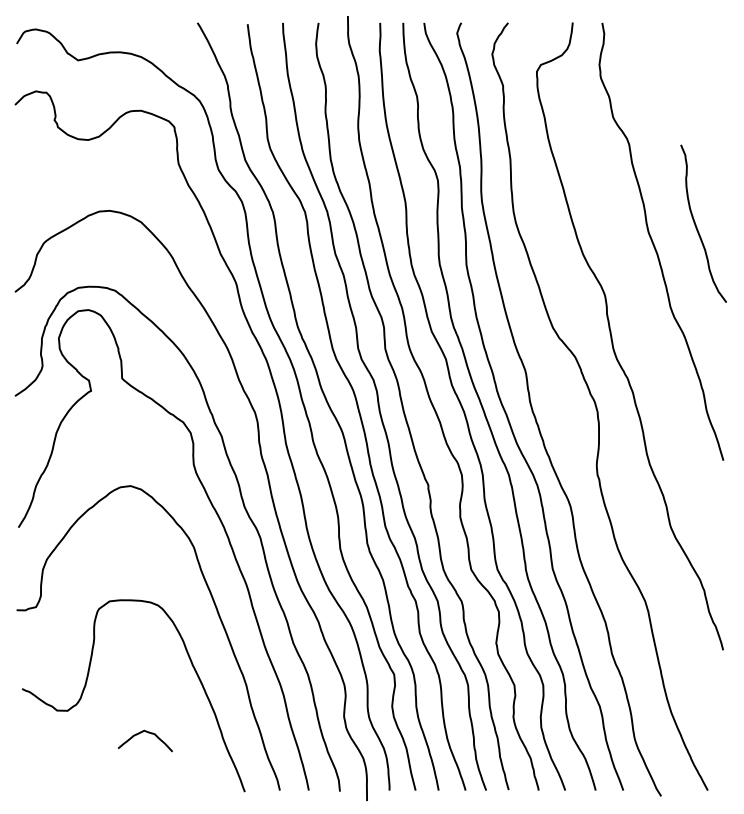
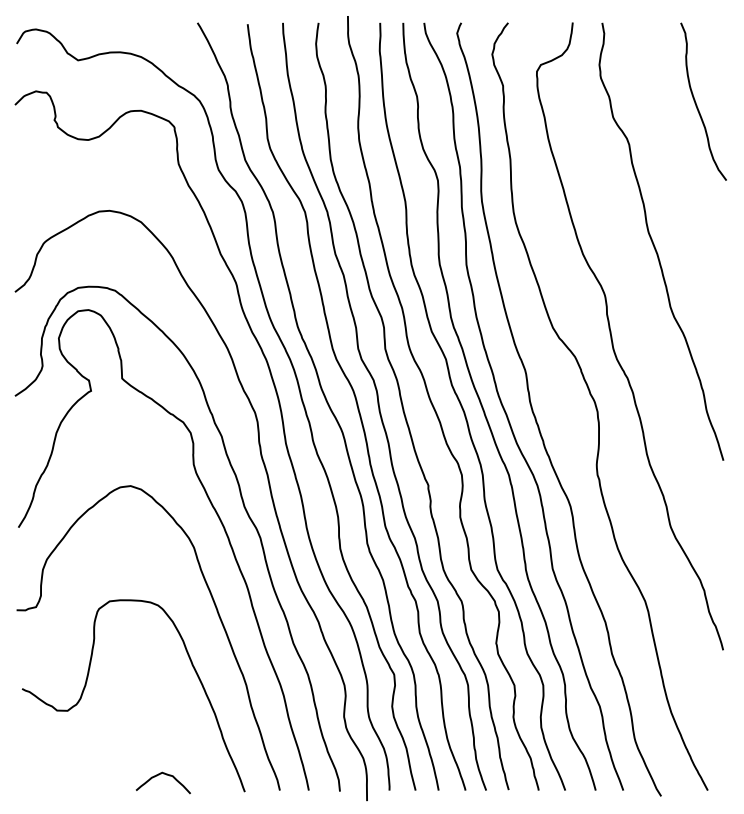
curve position: (696, 224) -> (696, 102) (696, 102)
curve position: (141, 733) -> (159, 775) (159, 775)
